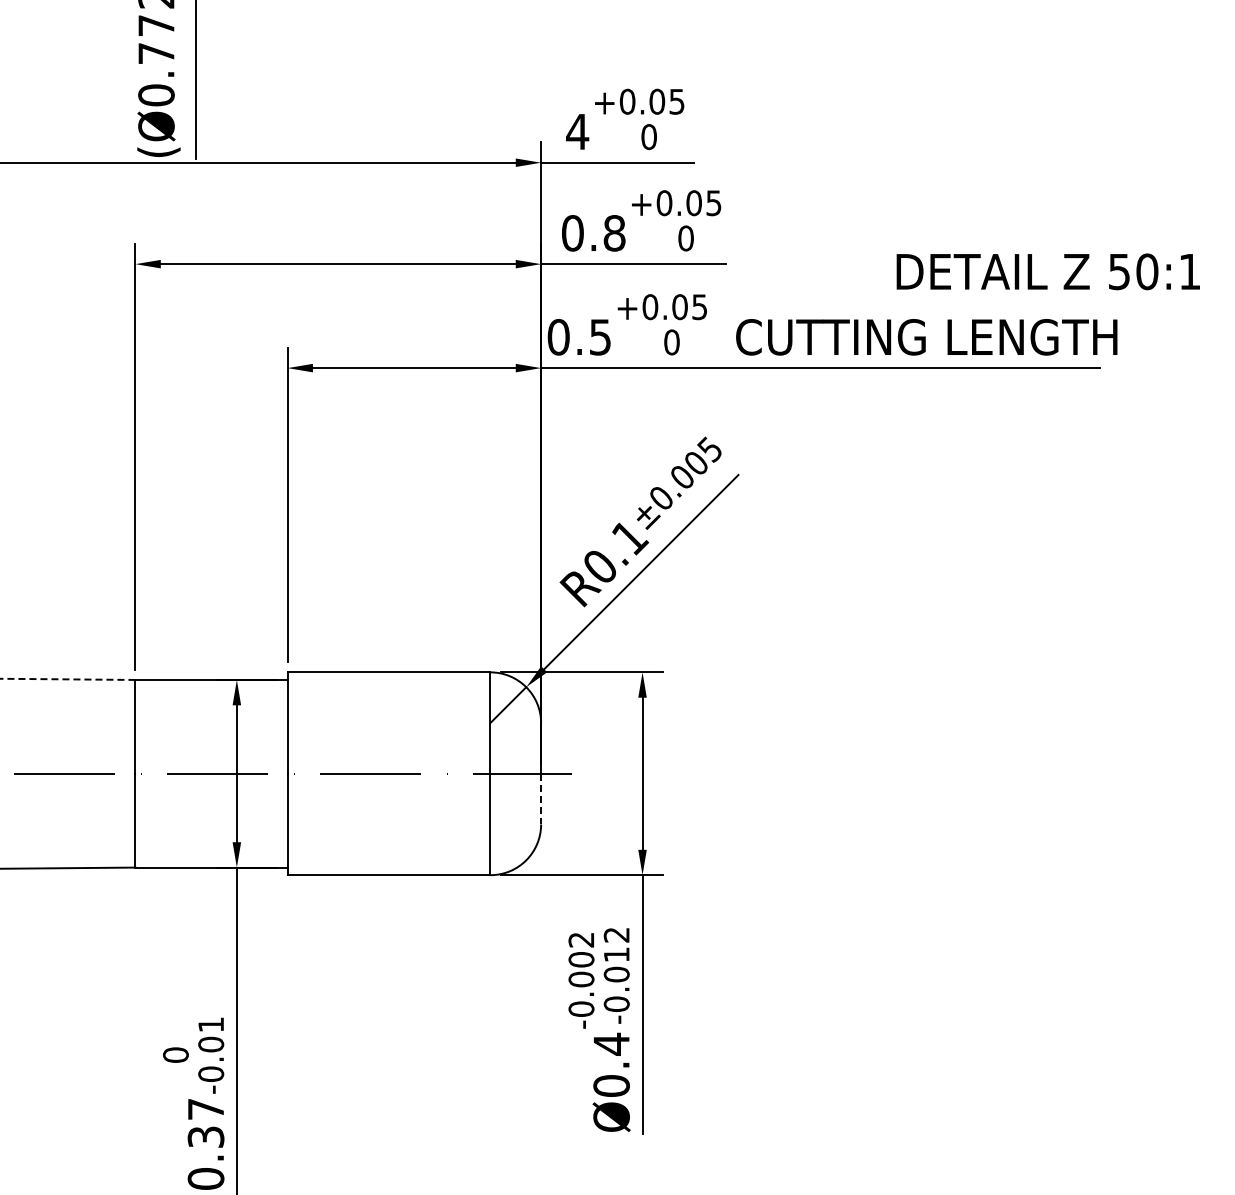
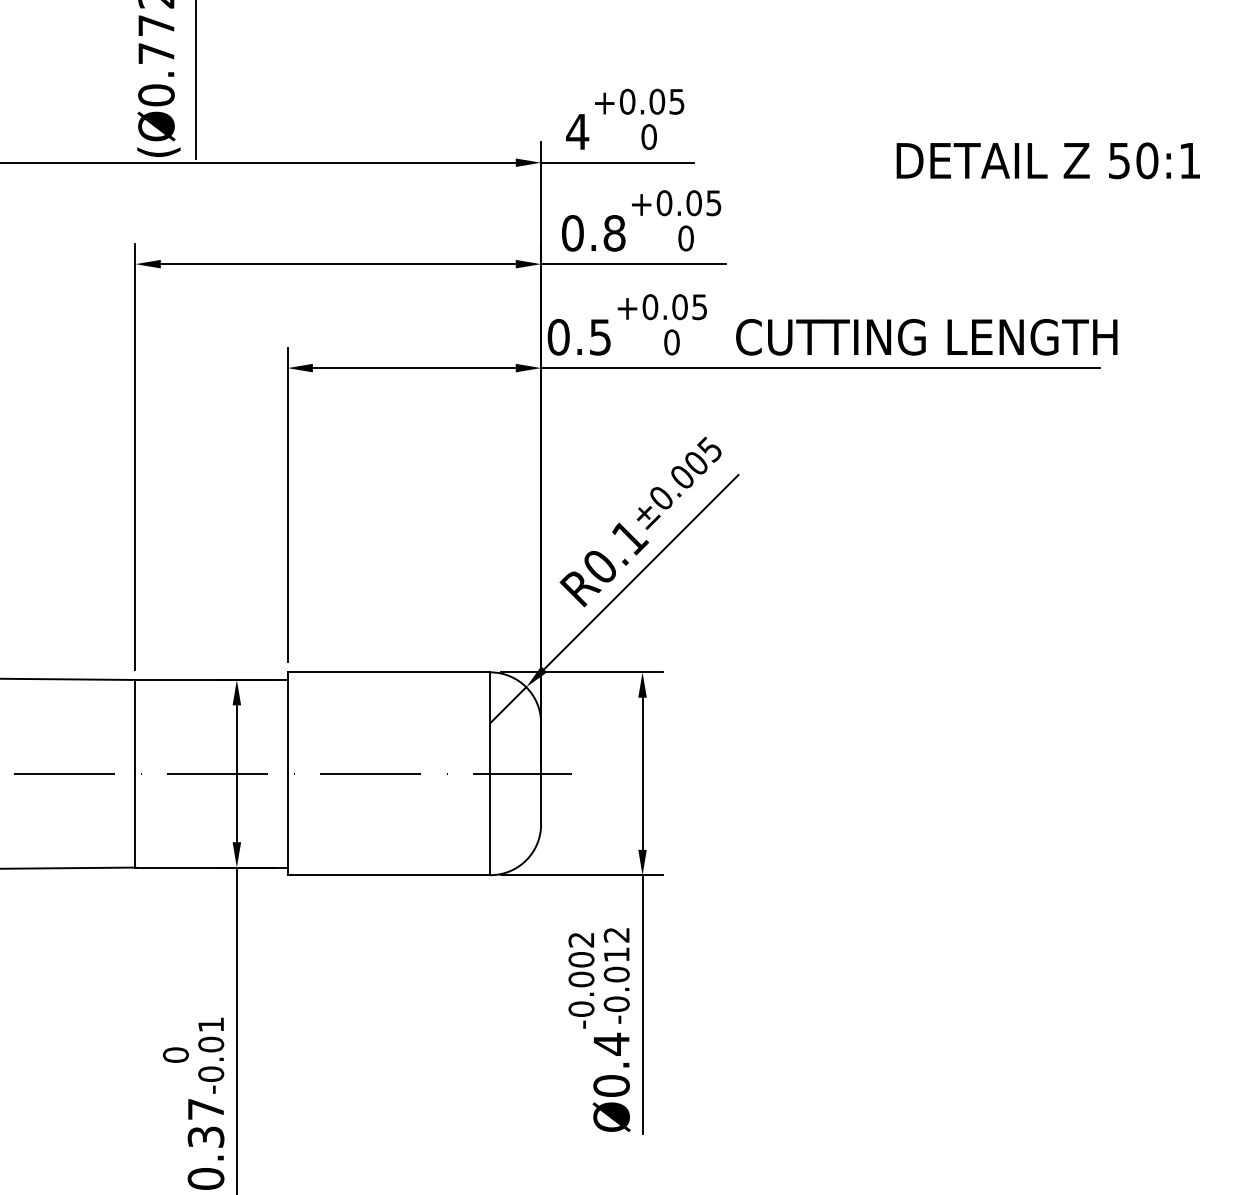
text position: (1047, 271) -> (1047, 160) (1047, 160)
line: dashed -> solid (67, 679)
line: dashed -> solid (541, 799)
